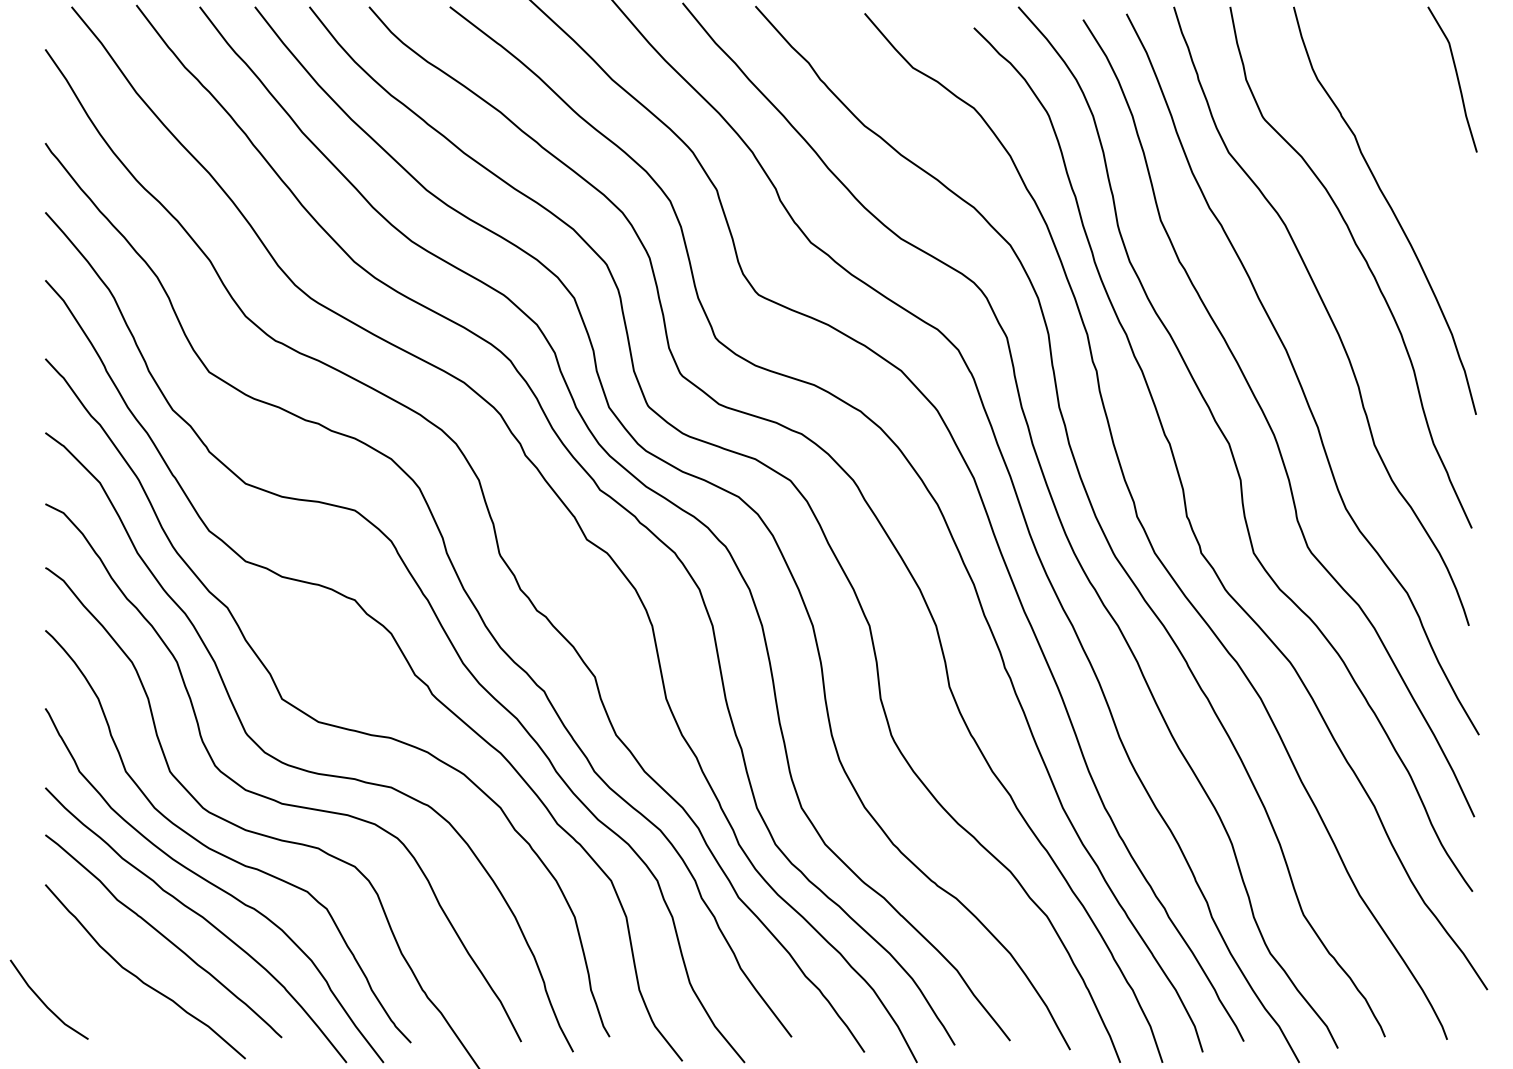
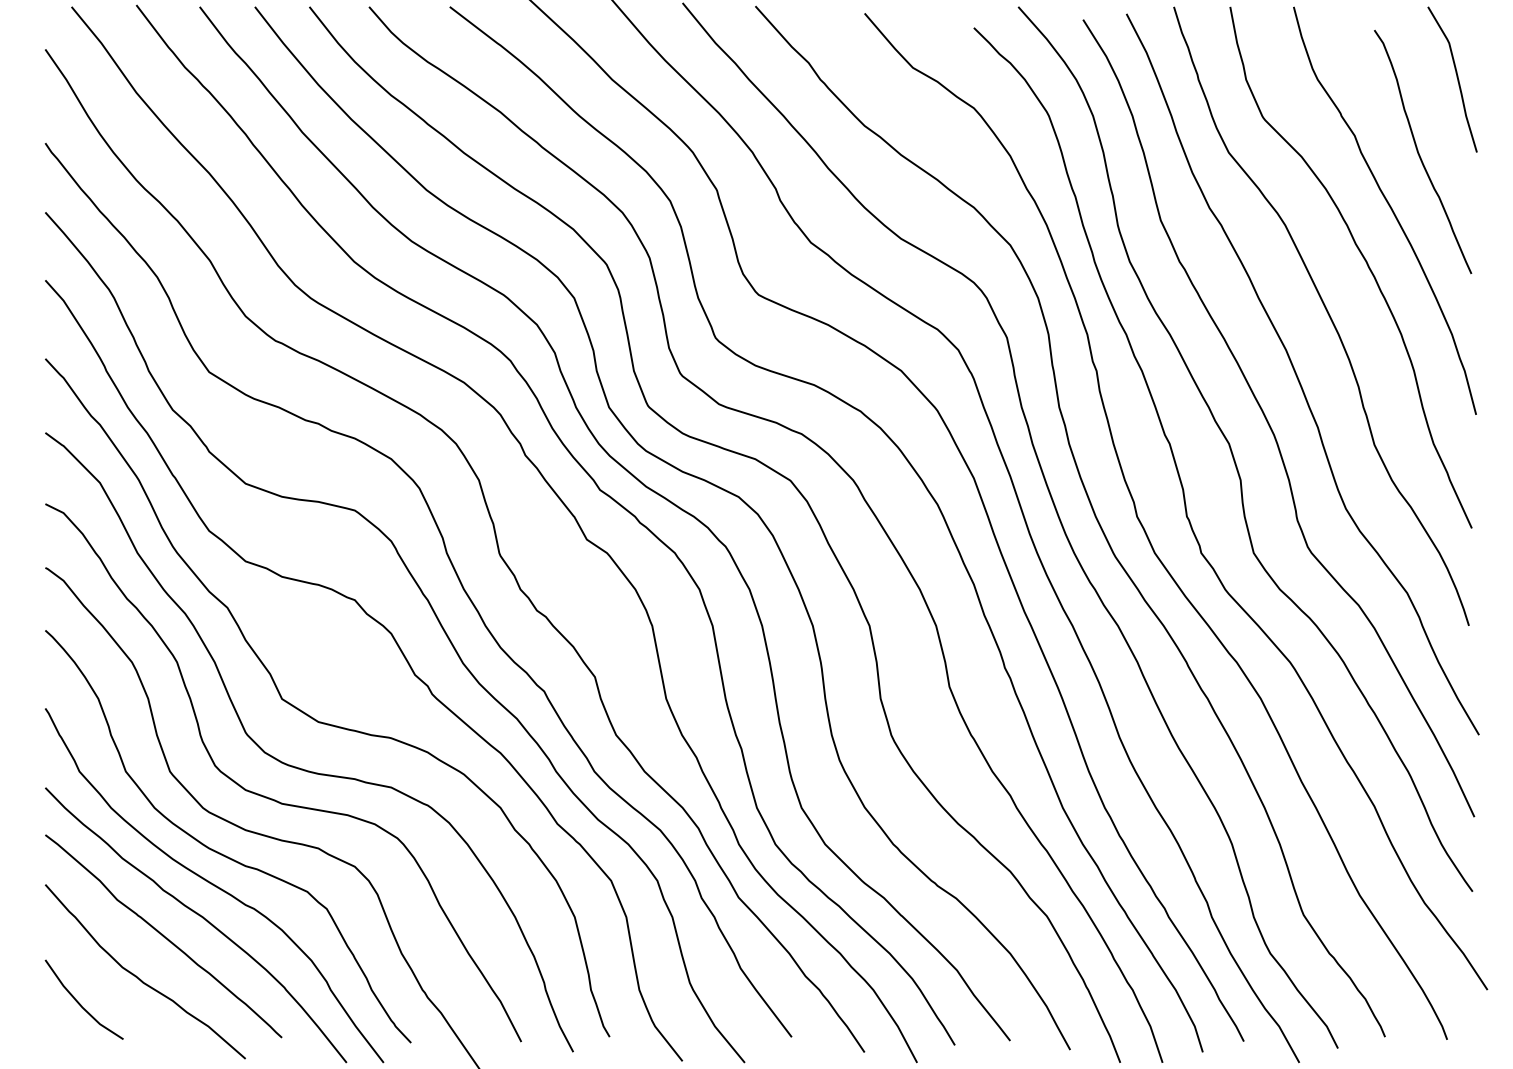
curve: none -> present (1419, 153)
line position: (44, 1002) -> (79, 1002) (79, 1002)
